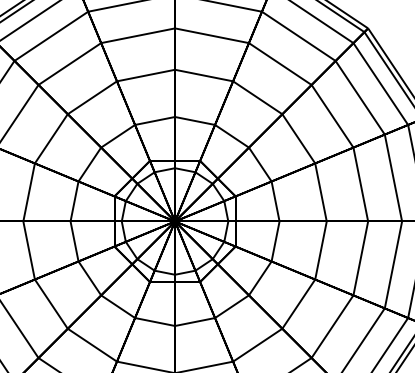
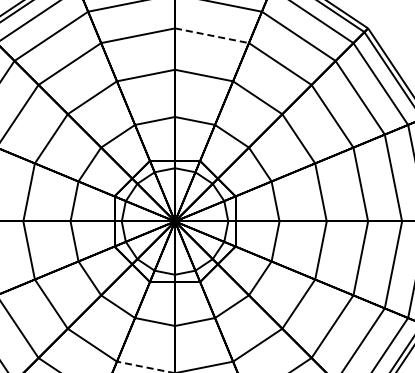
line: solid -> dashed (212, 35)
line: solid -> dashed (145, 367)
